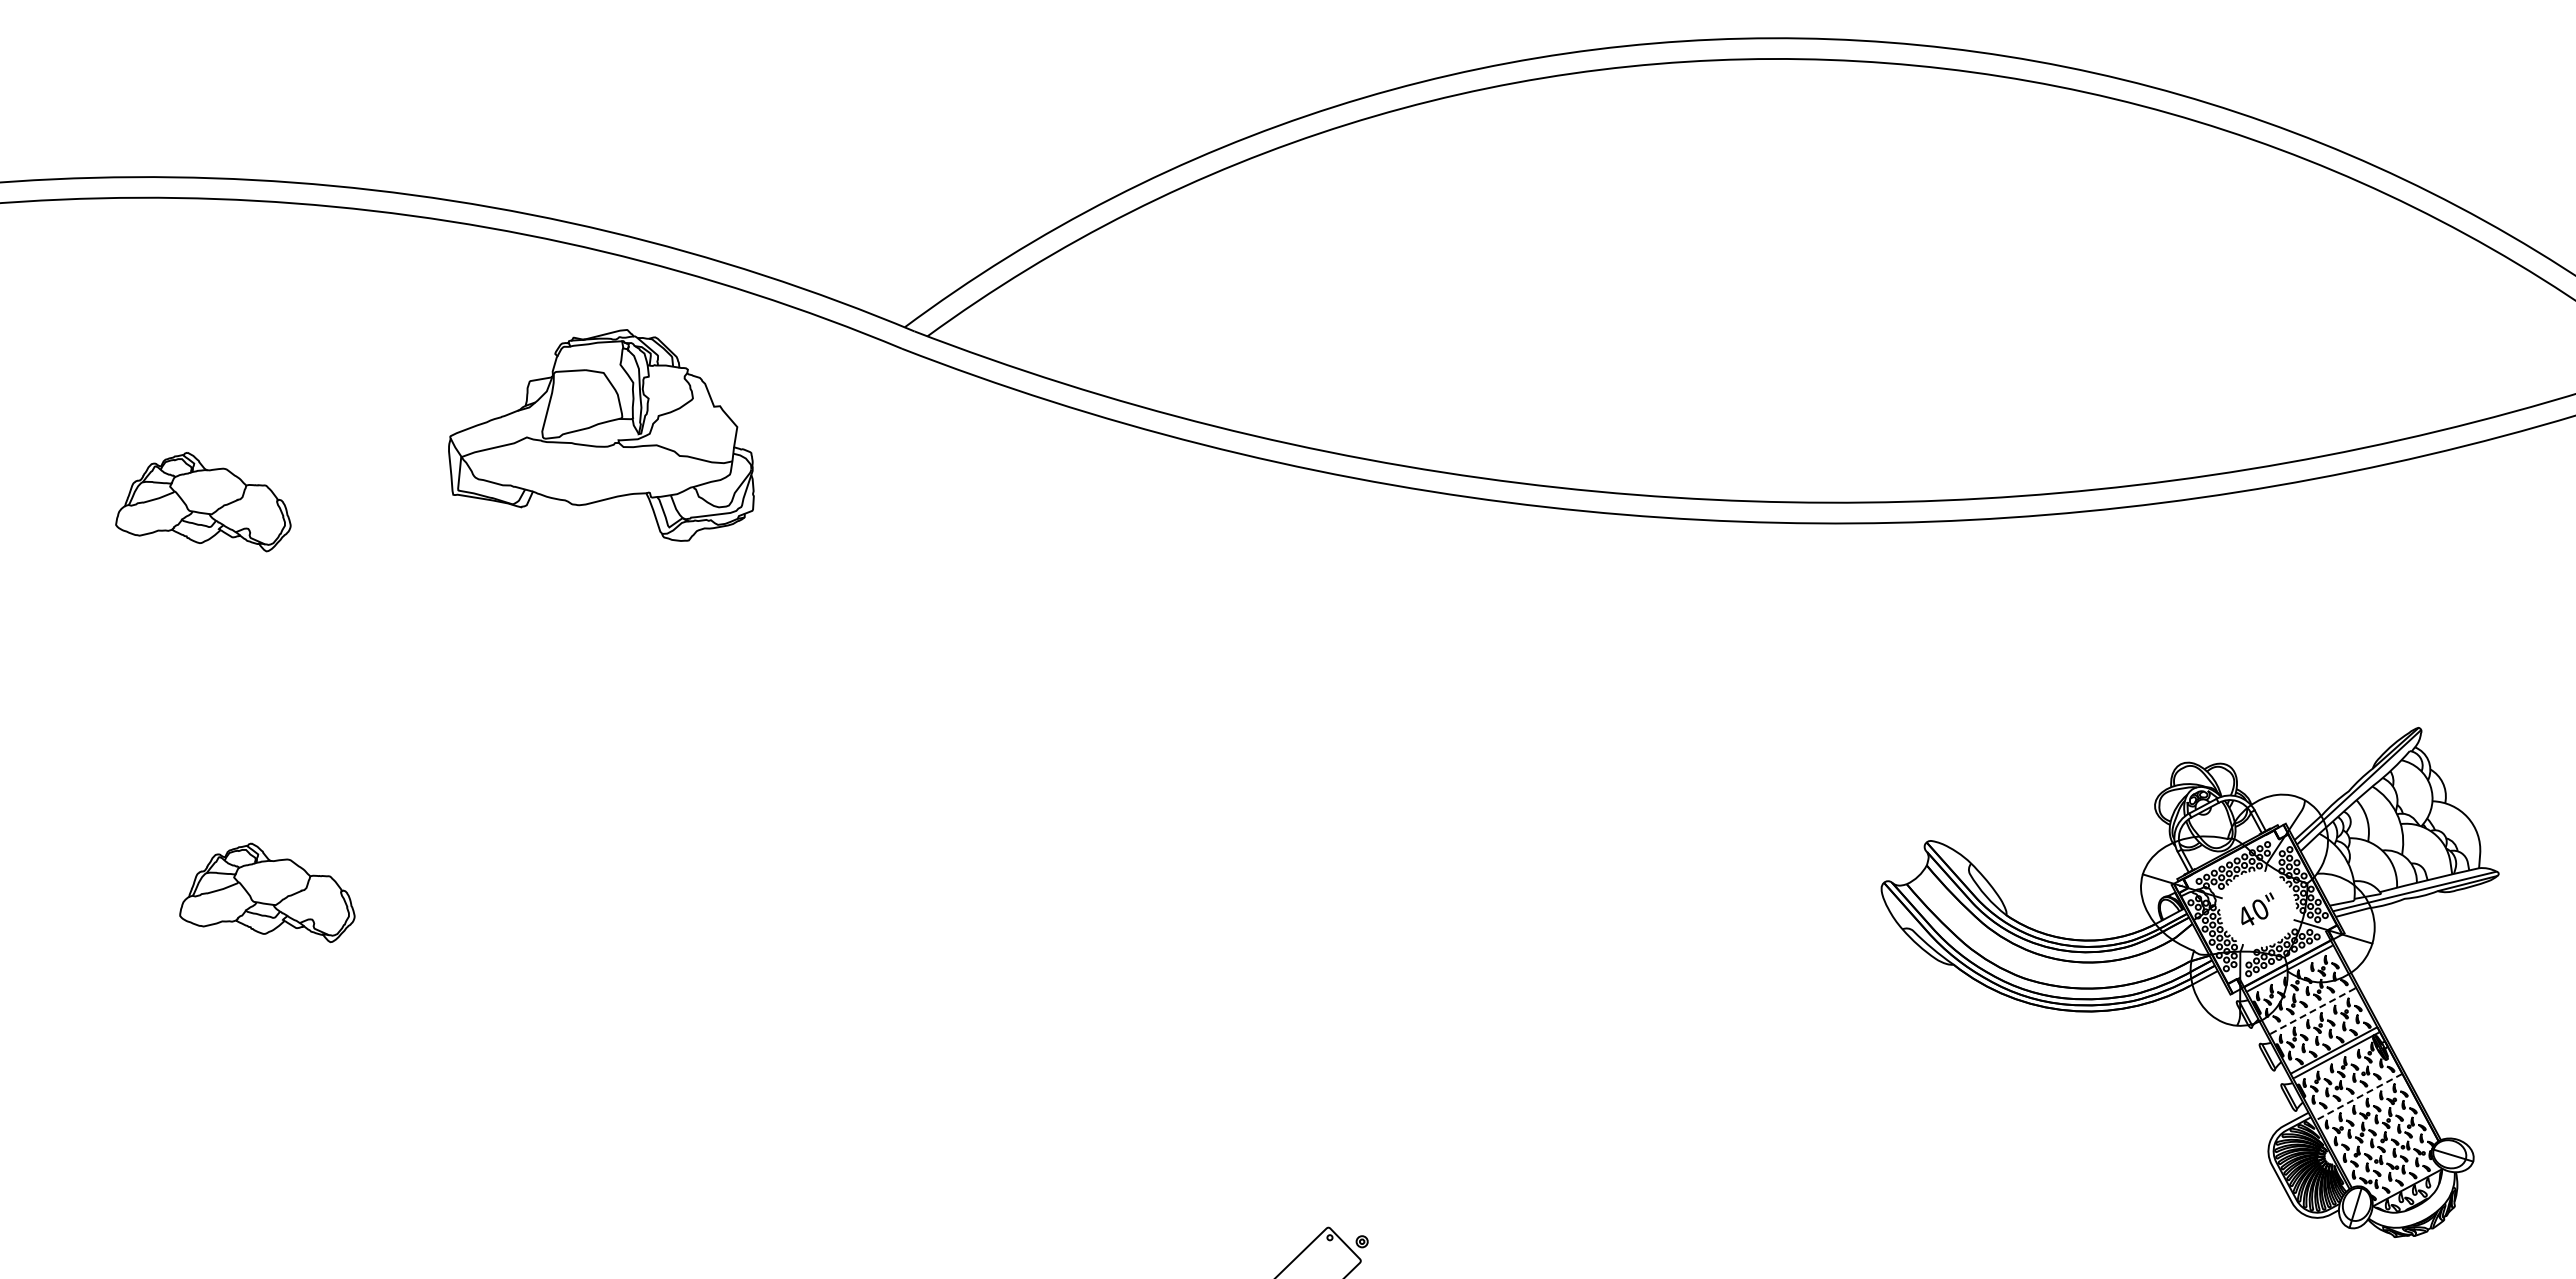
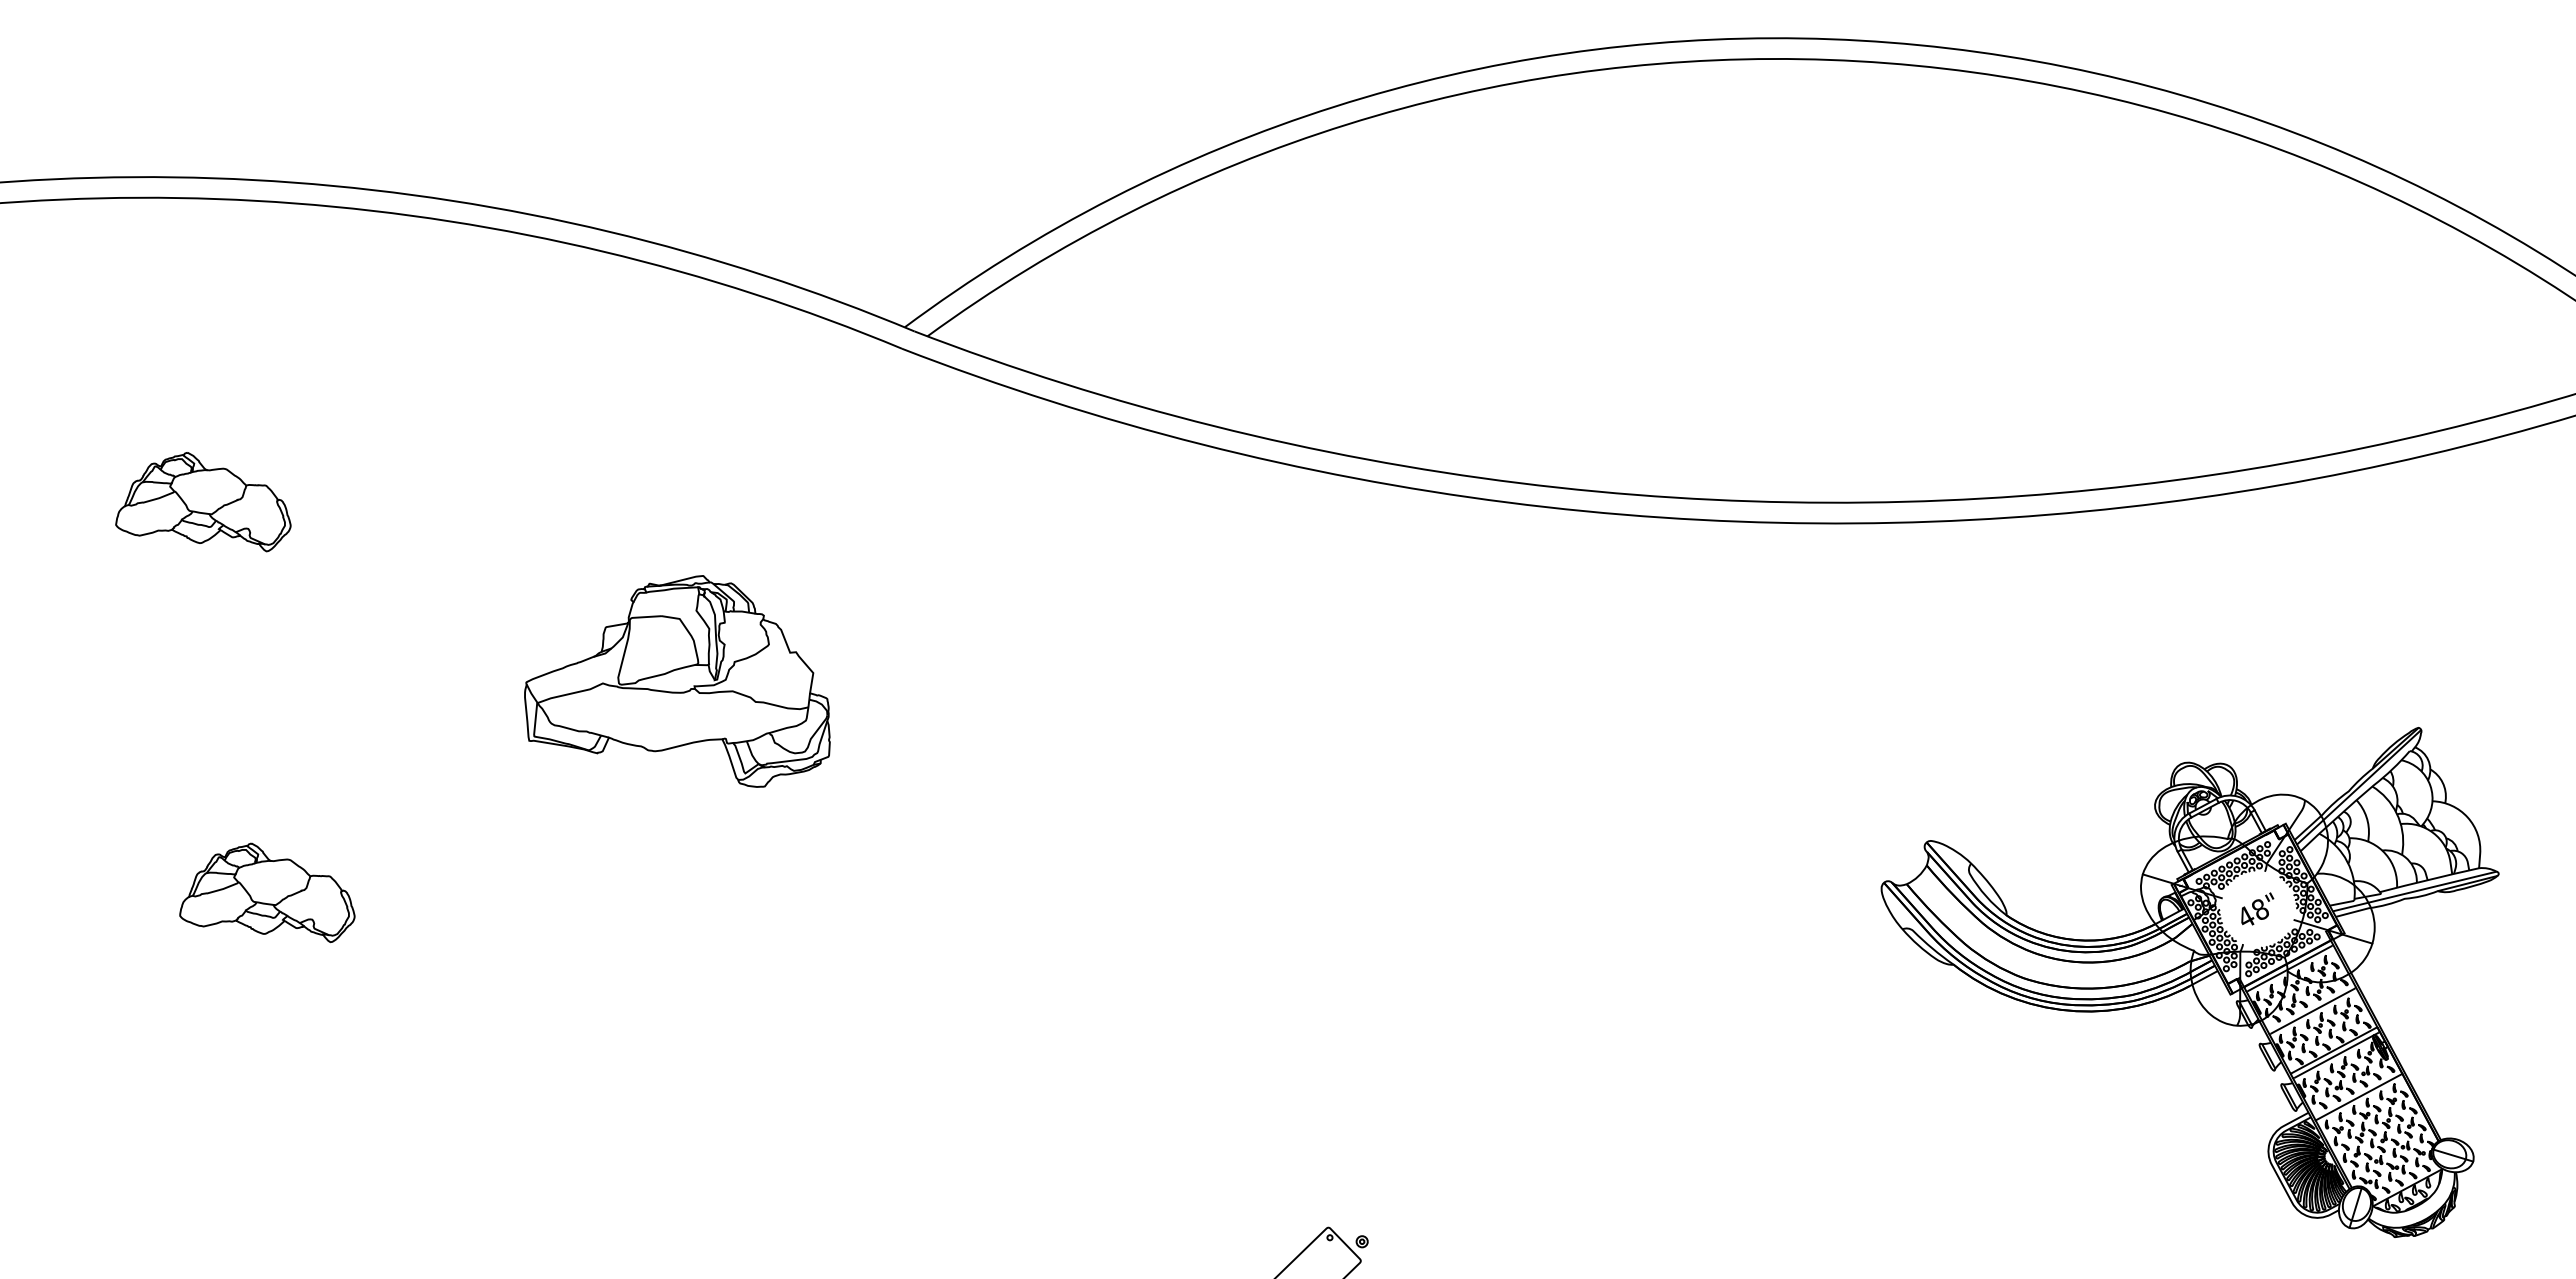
part position: (601, 435) -> (677, 681) (677, 681)
text: 40" -> 48" (2260, 909)
line: dashed -> solid (2312, 1011)
line: dashed -> solid (2358, 1097)
